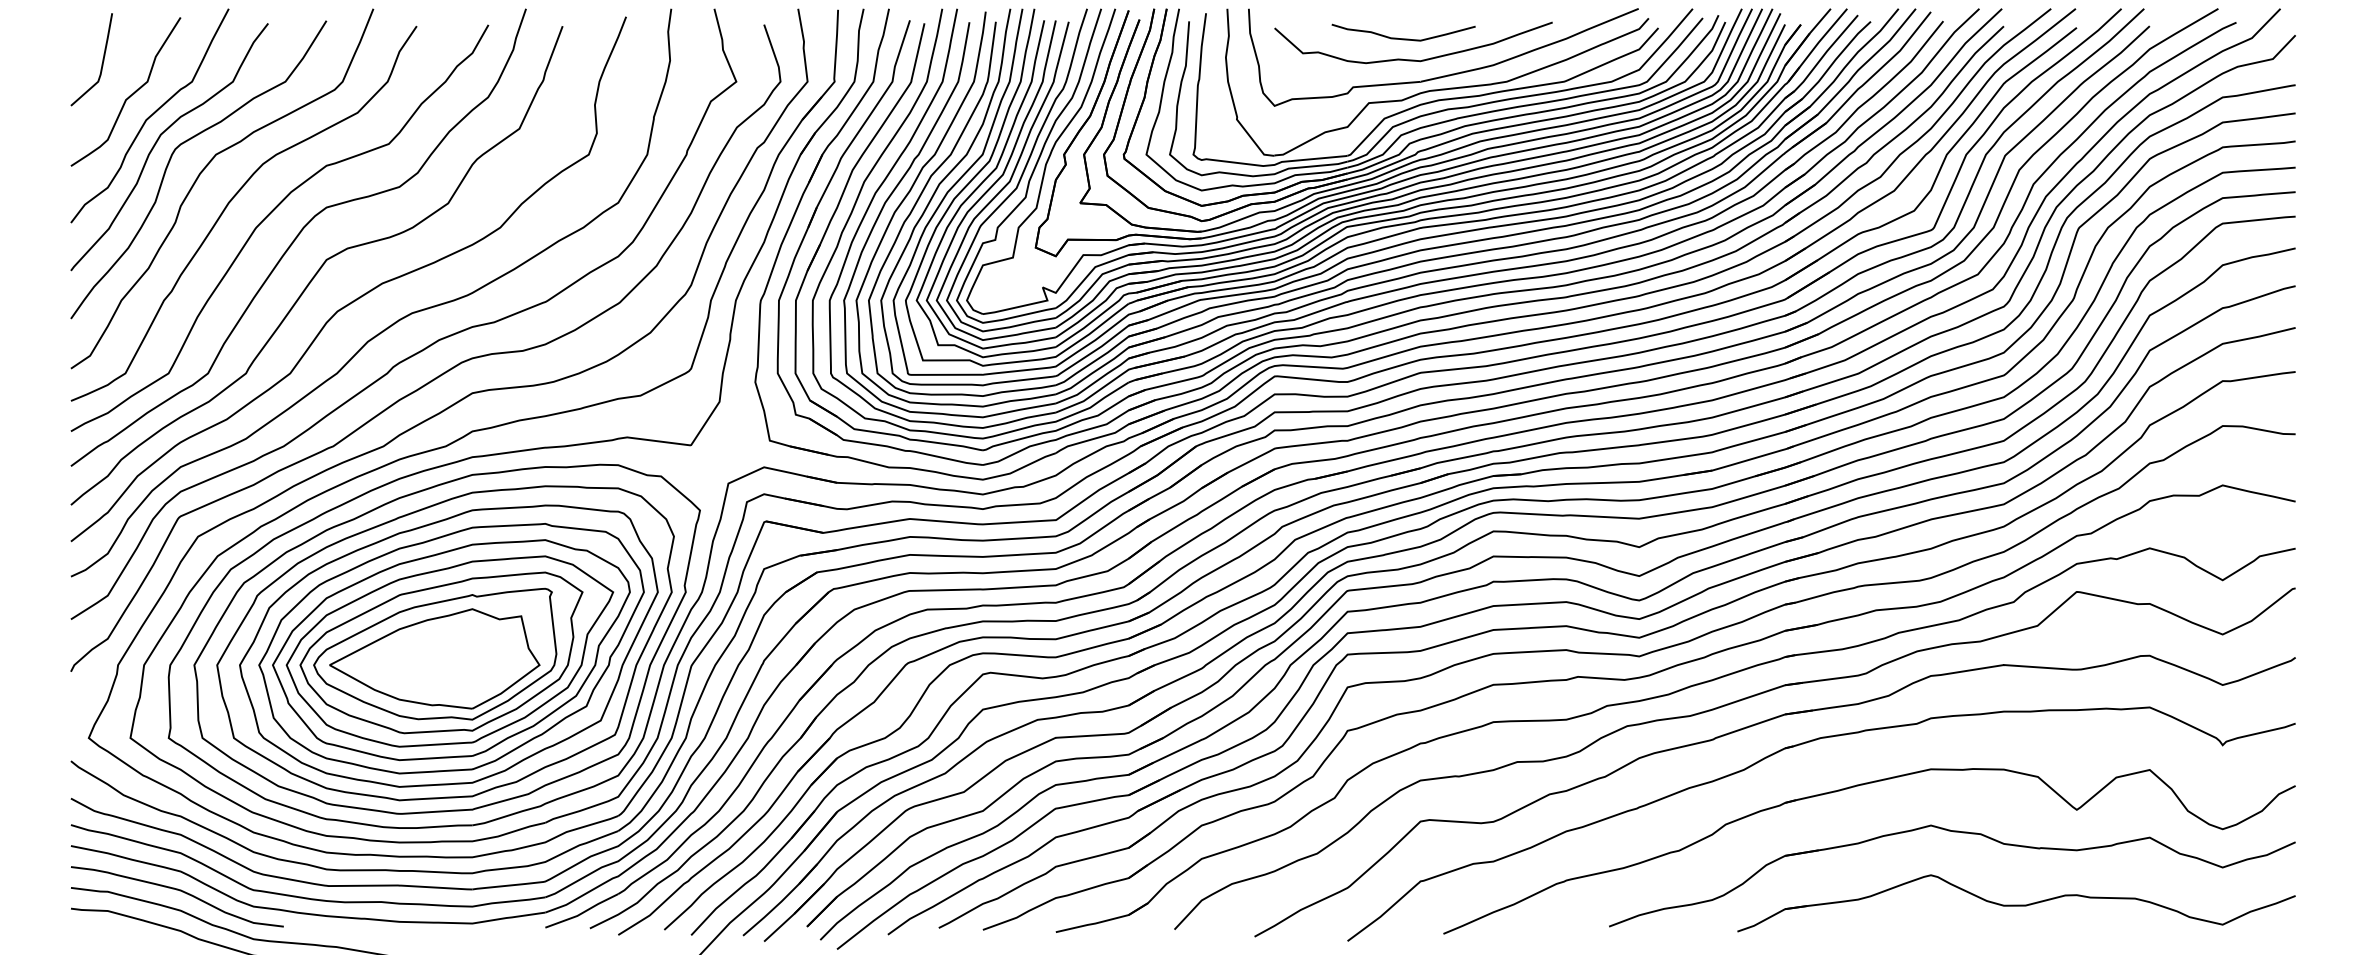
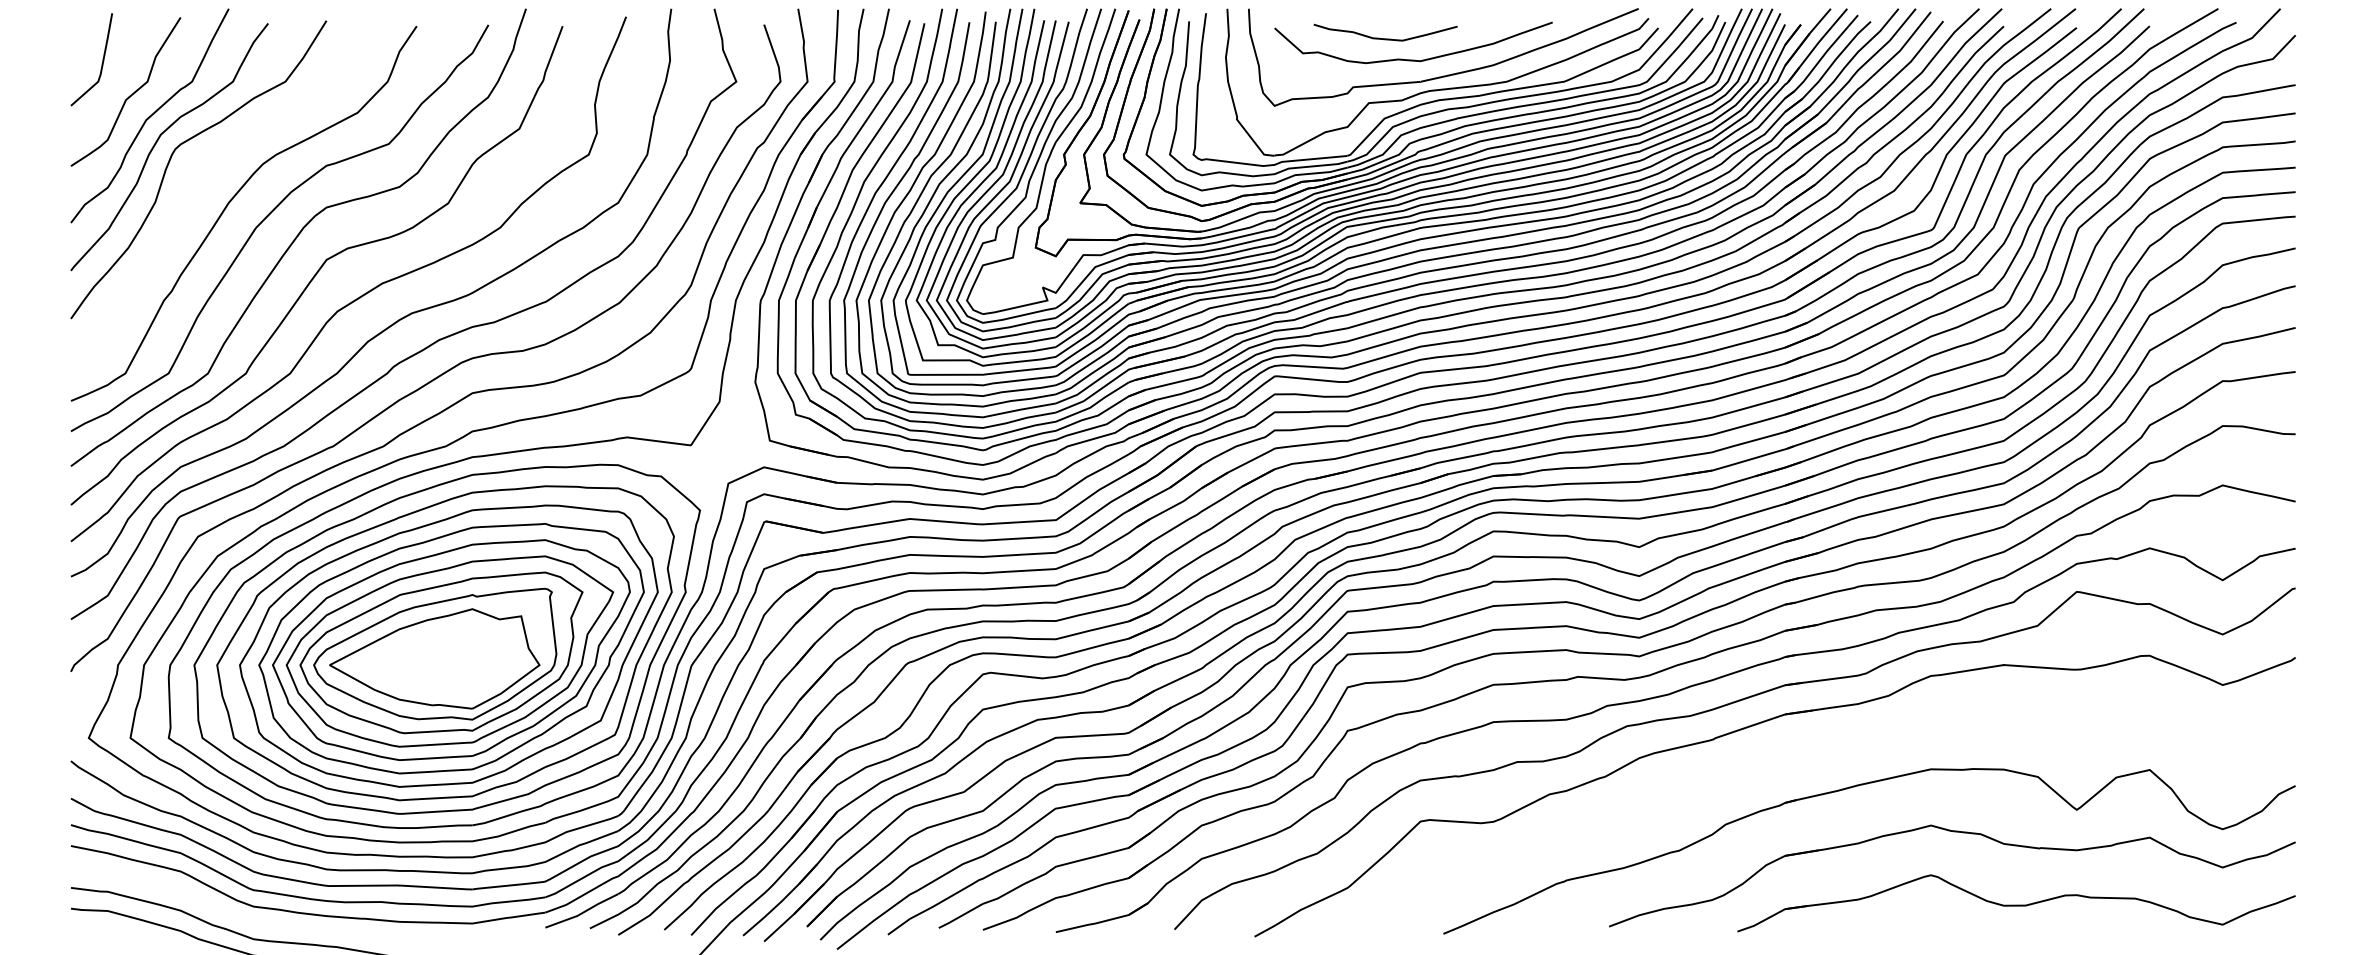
curve position: (1403, 38) -> (1385, 38) (1385, 38)
curve: present -> none (204, 170)
part: present -> none (1800, 745)
curve: present -> none (179, 891)
